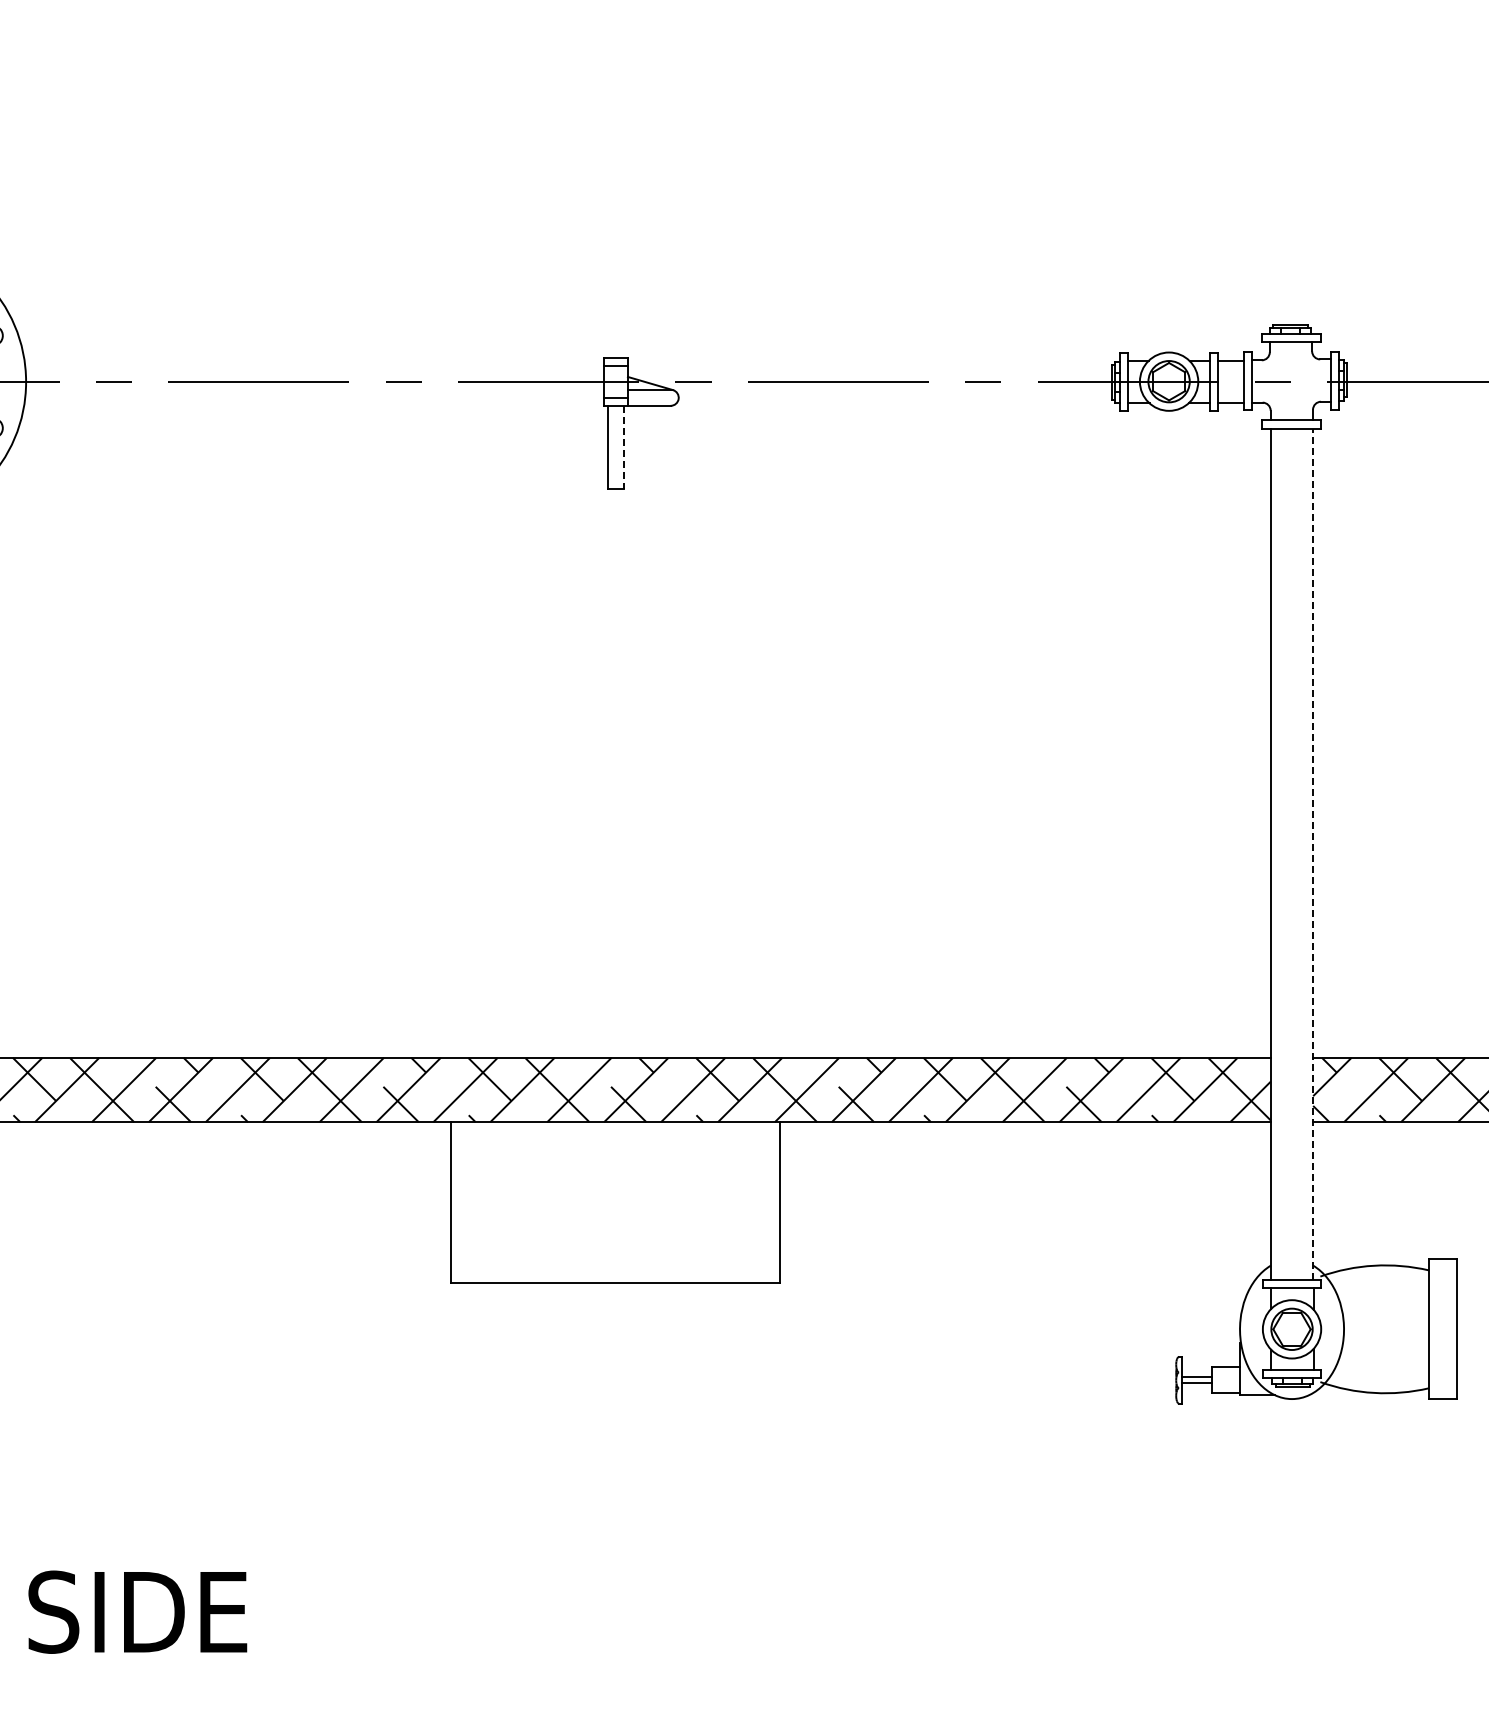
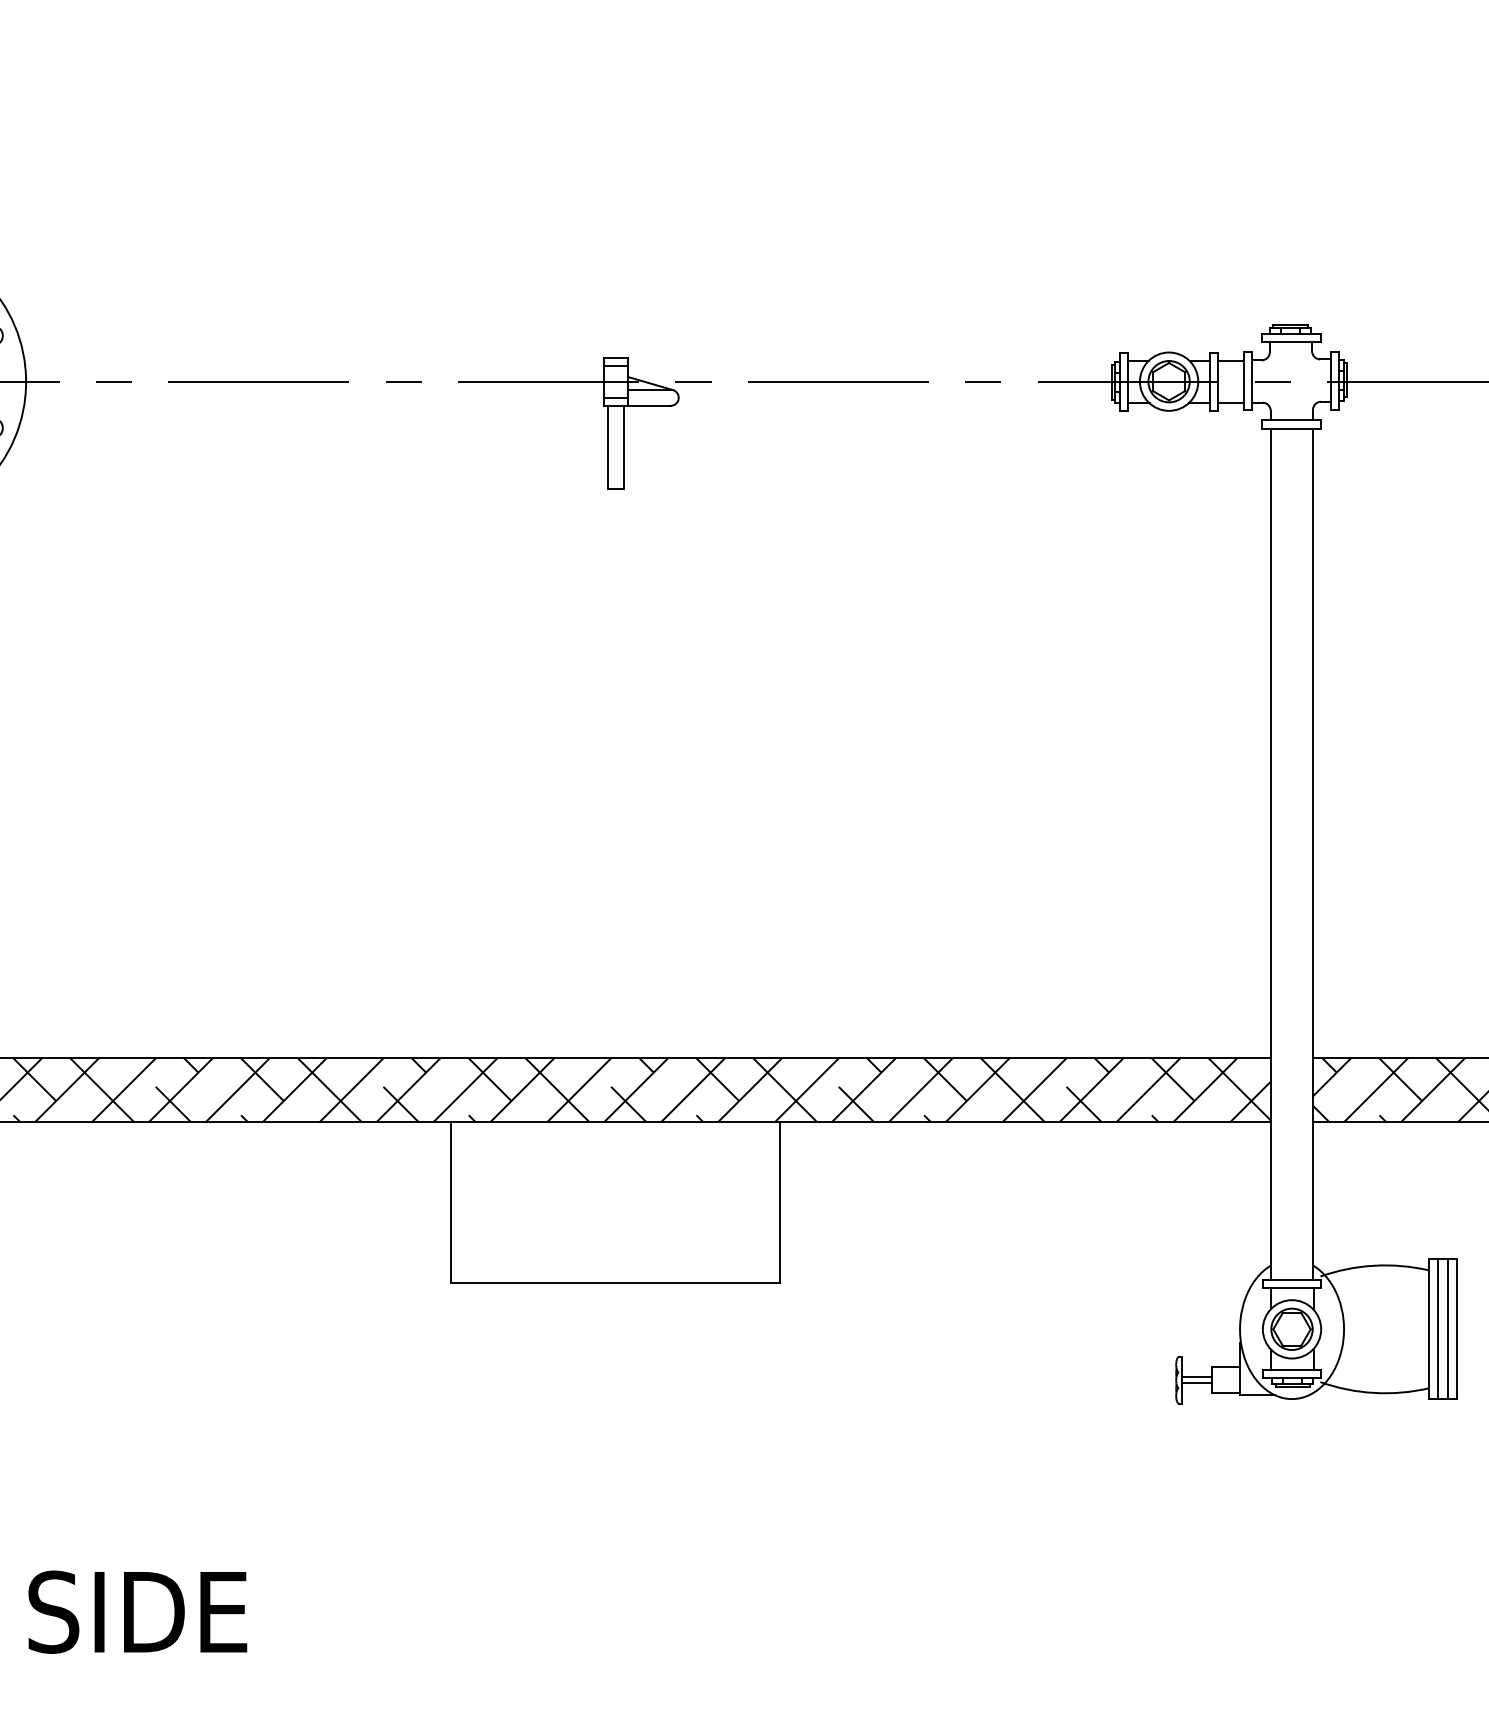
line: dashed -> solid (623, 447)
line: dashed -> solid (1313, 854)
line: none -> present (1438, 1329)
line: none -> present (1448, 1329)
